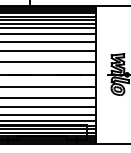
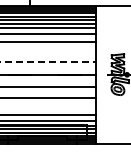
line: present -> none (48, 51)
line: solid -> dashed (47, 62)
line: present -> none (48, 107)
